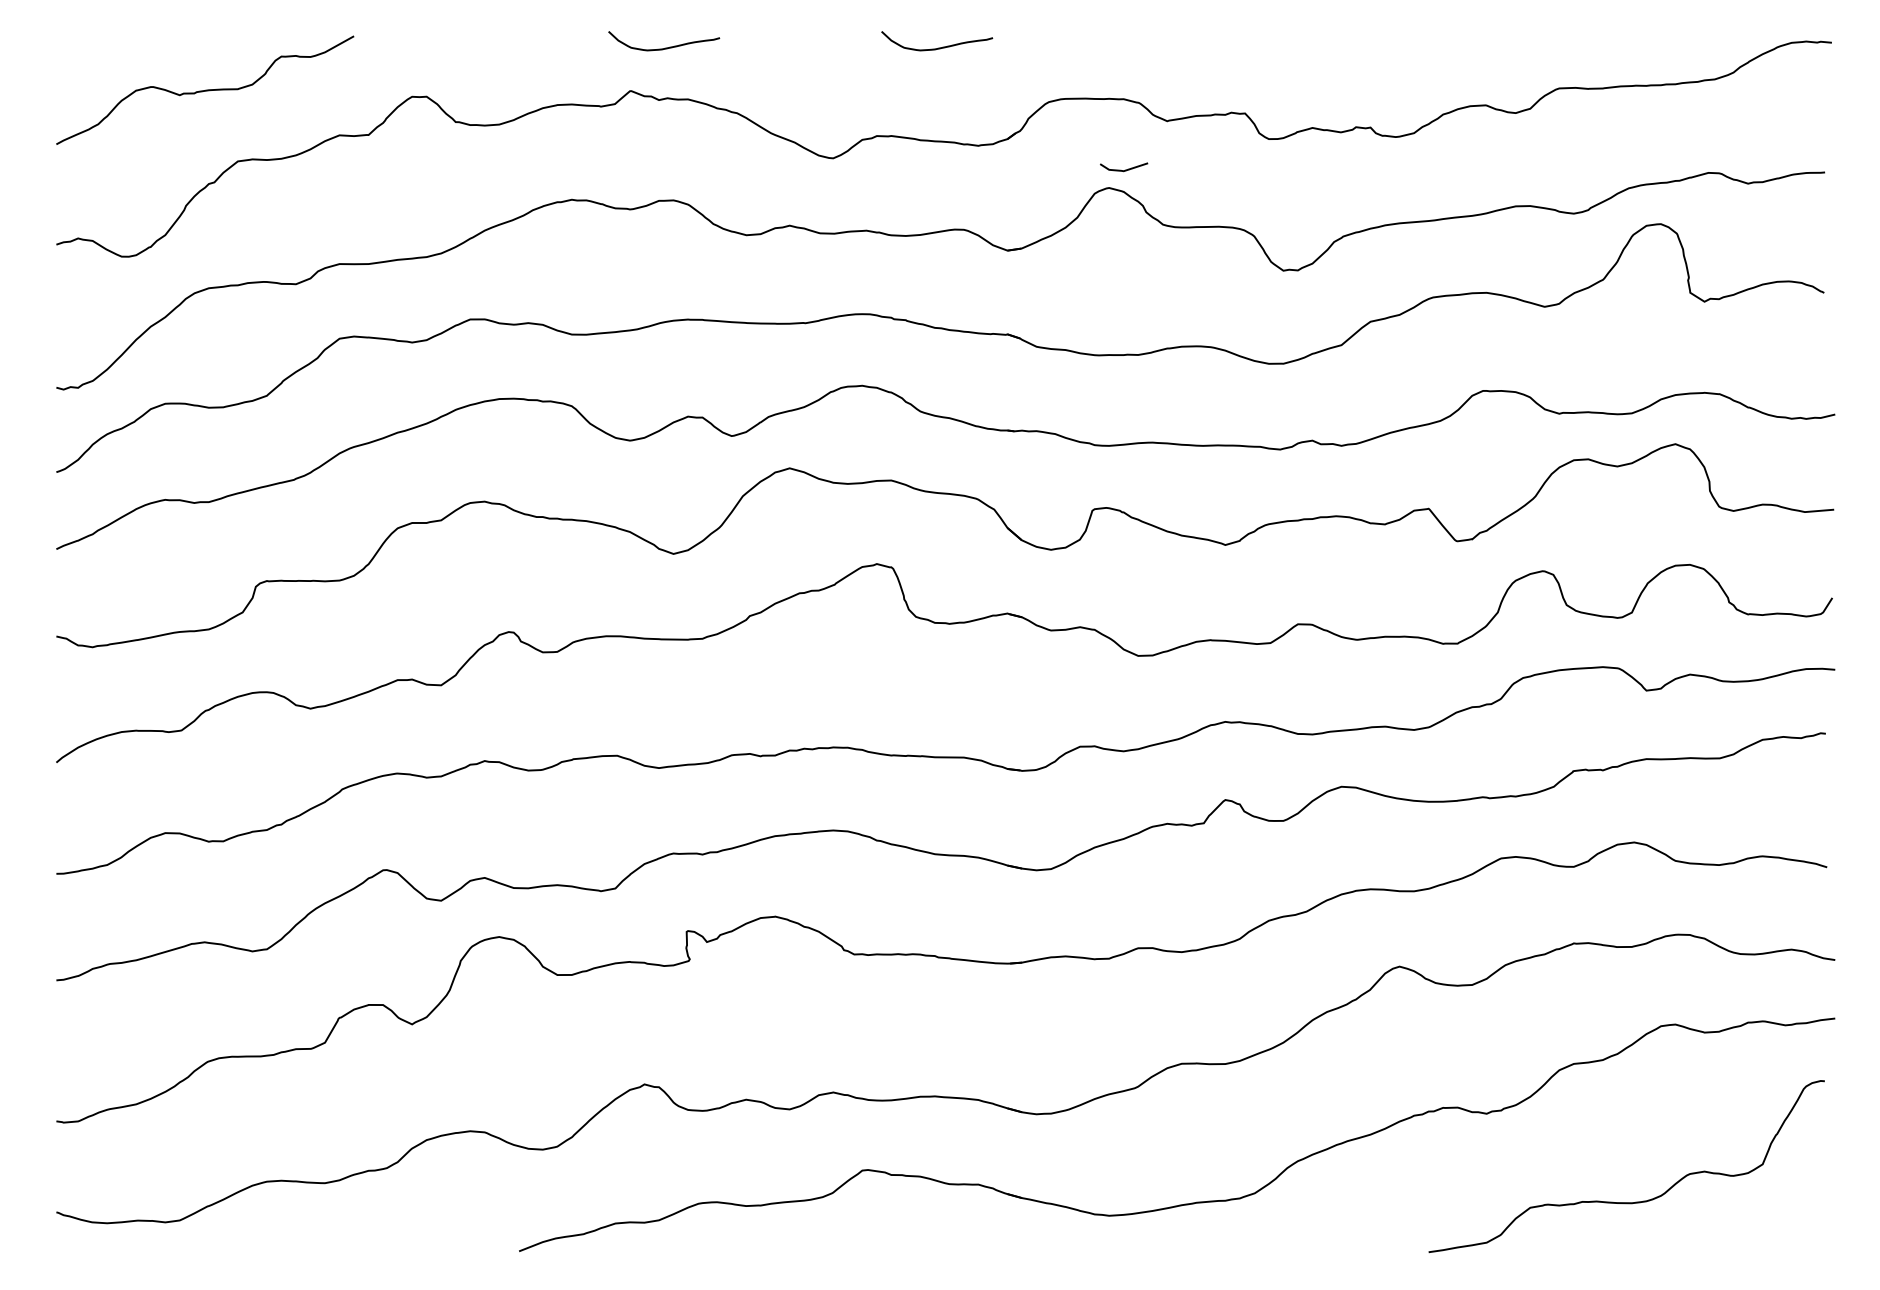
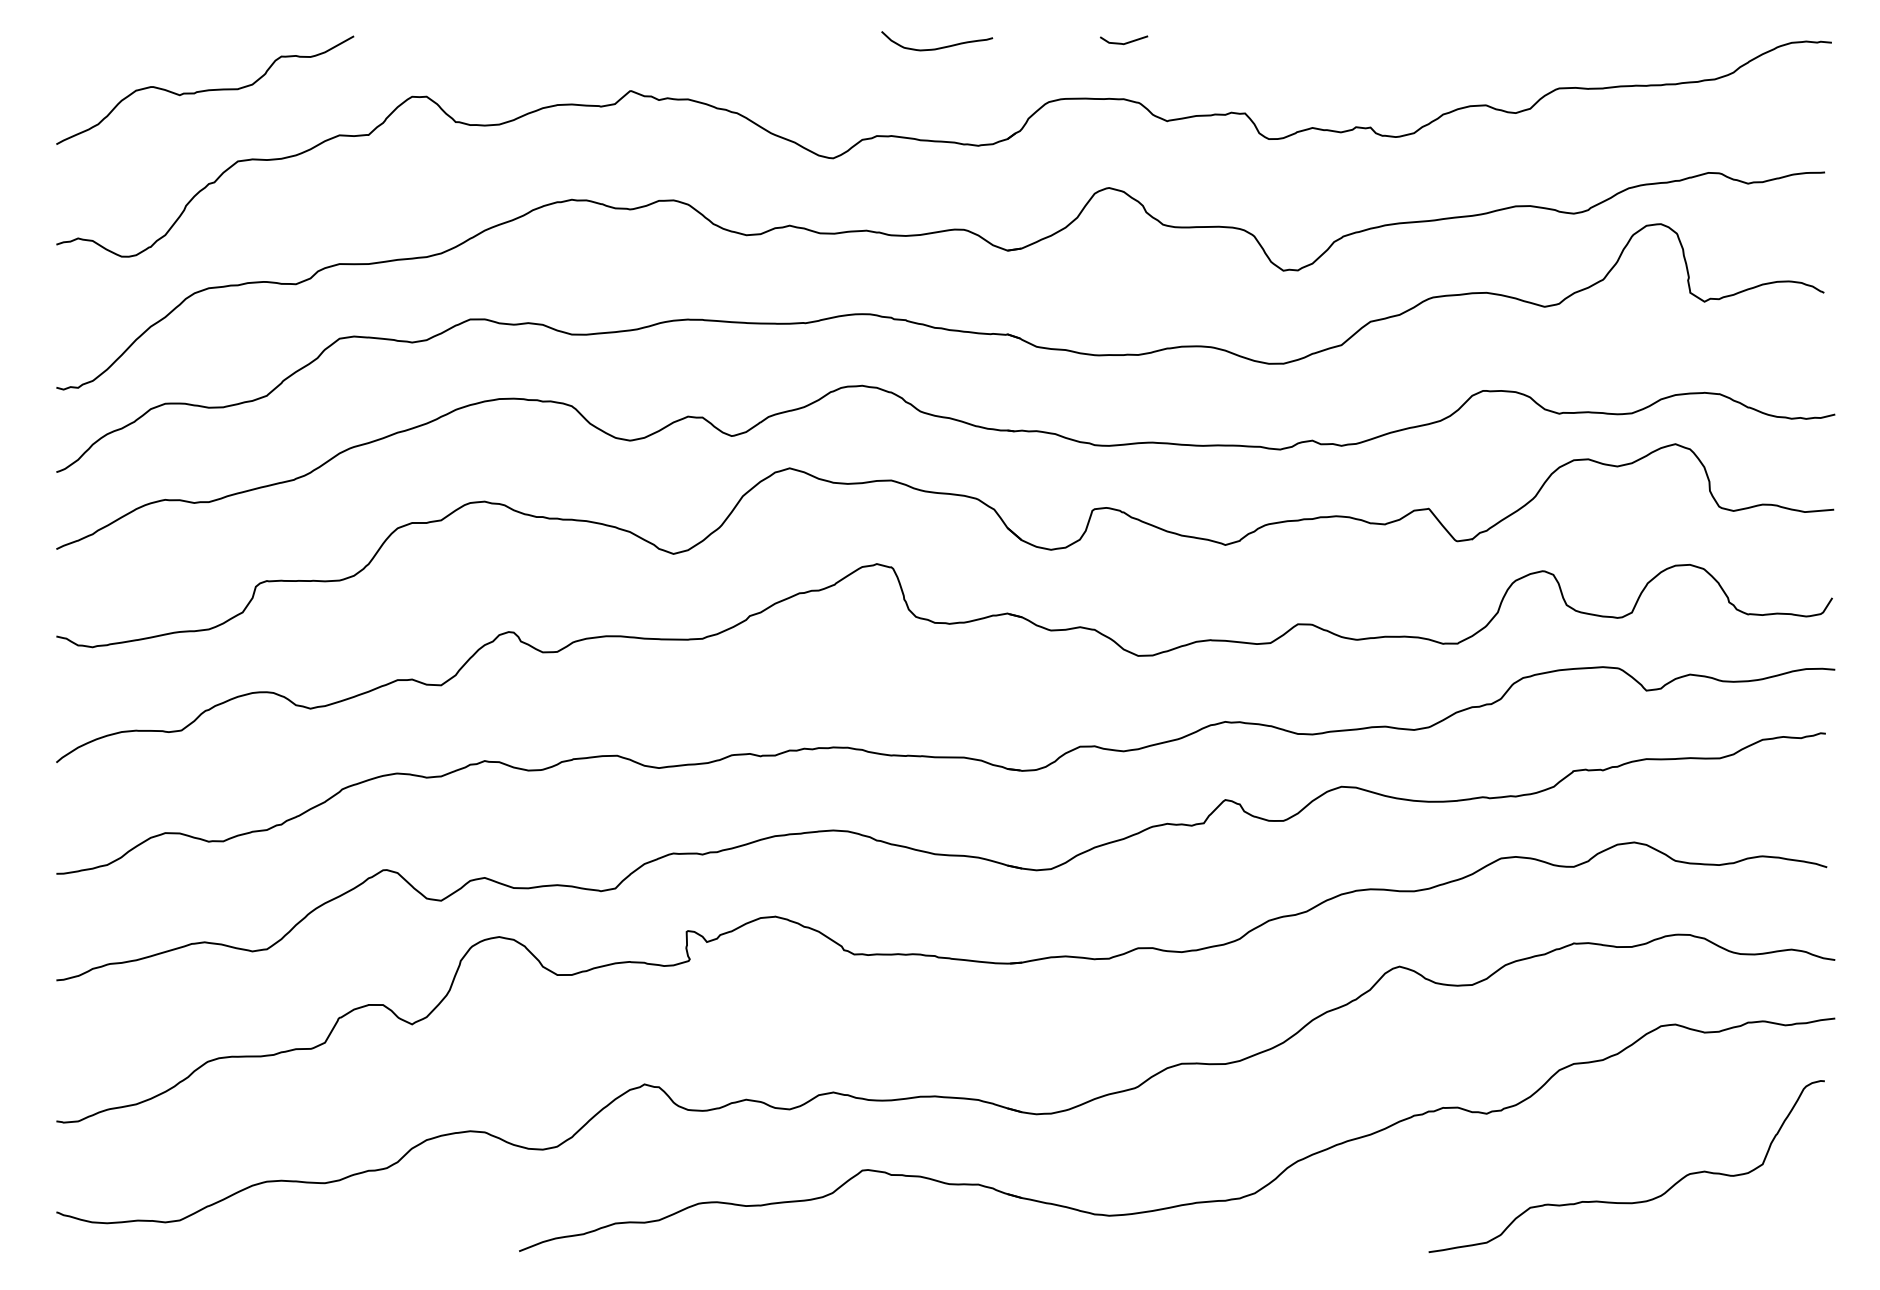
curve: present -> none (665, 47)
line position: (1125, 169) -> (1125, 42) (1125, 42)
